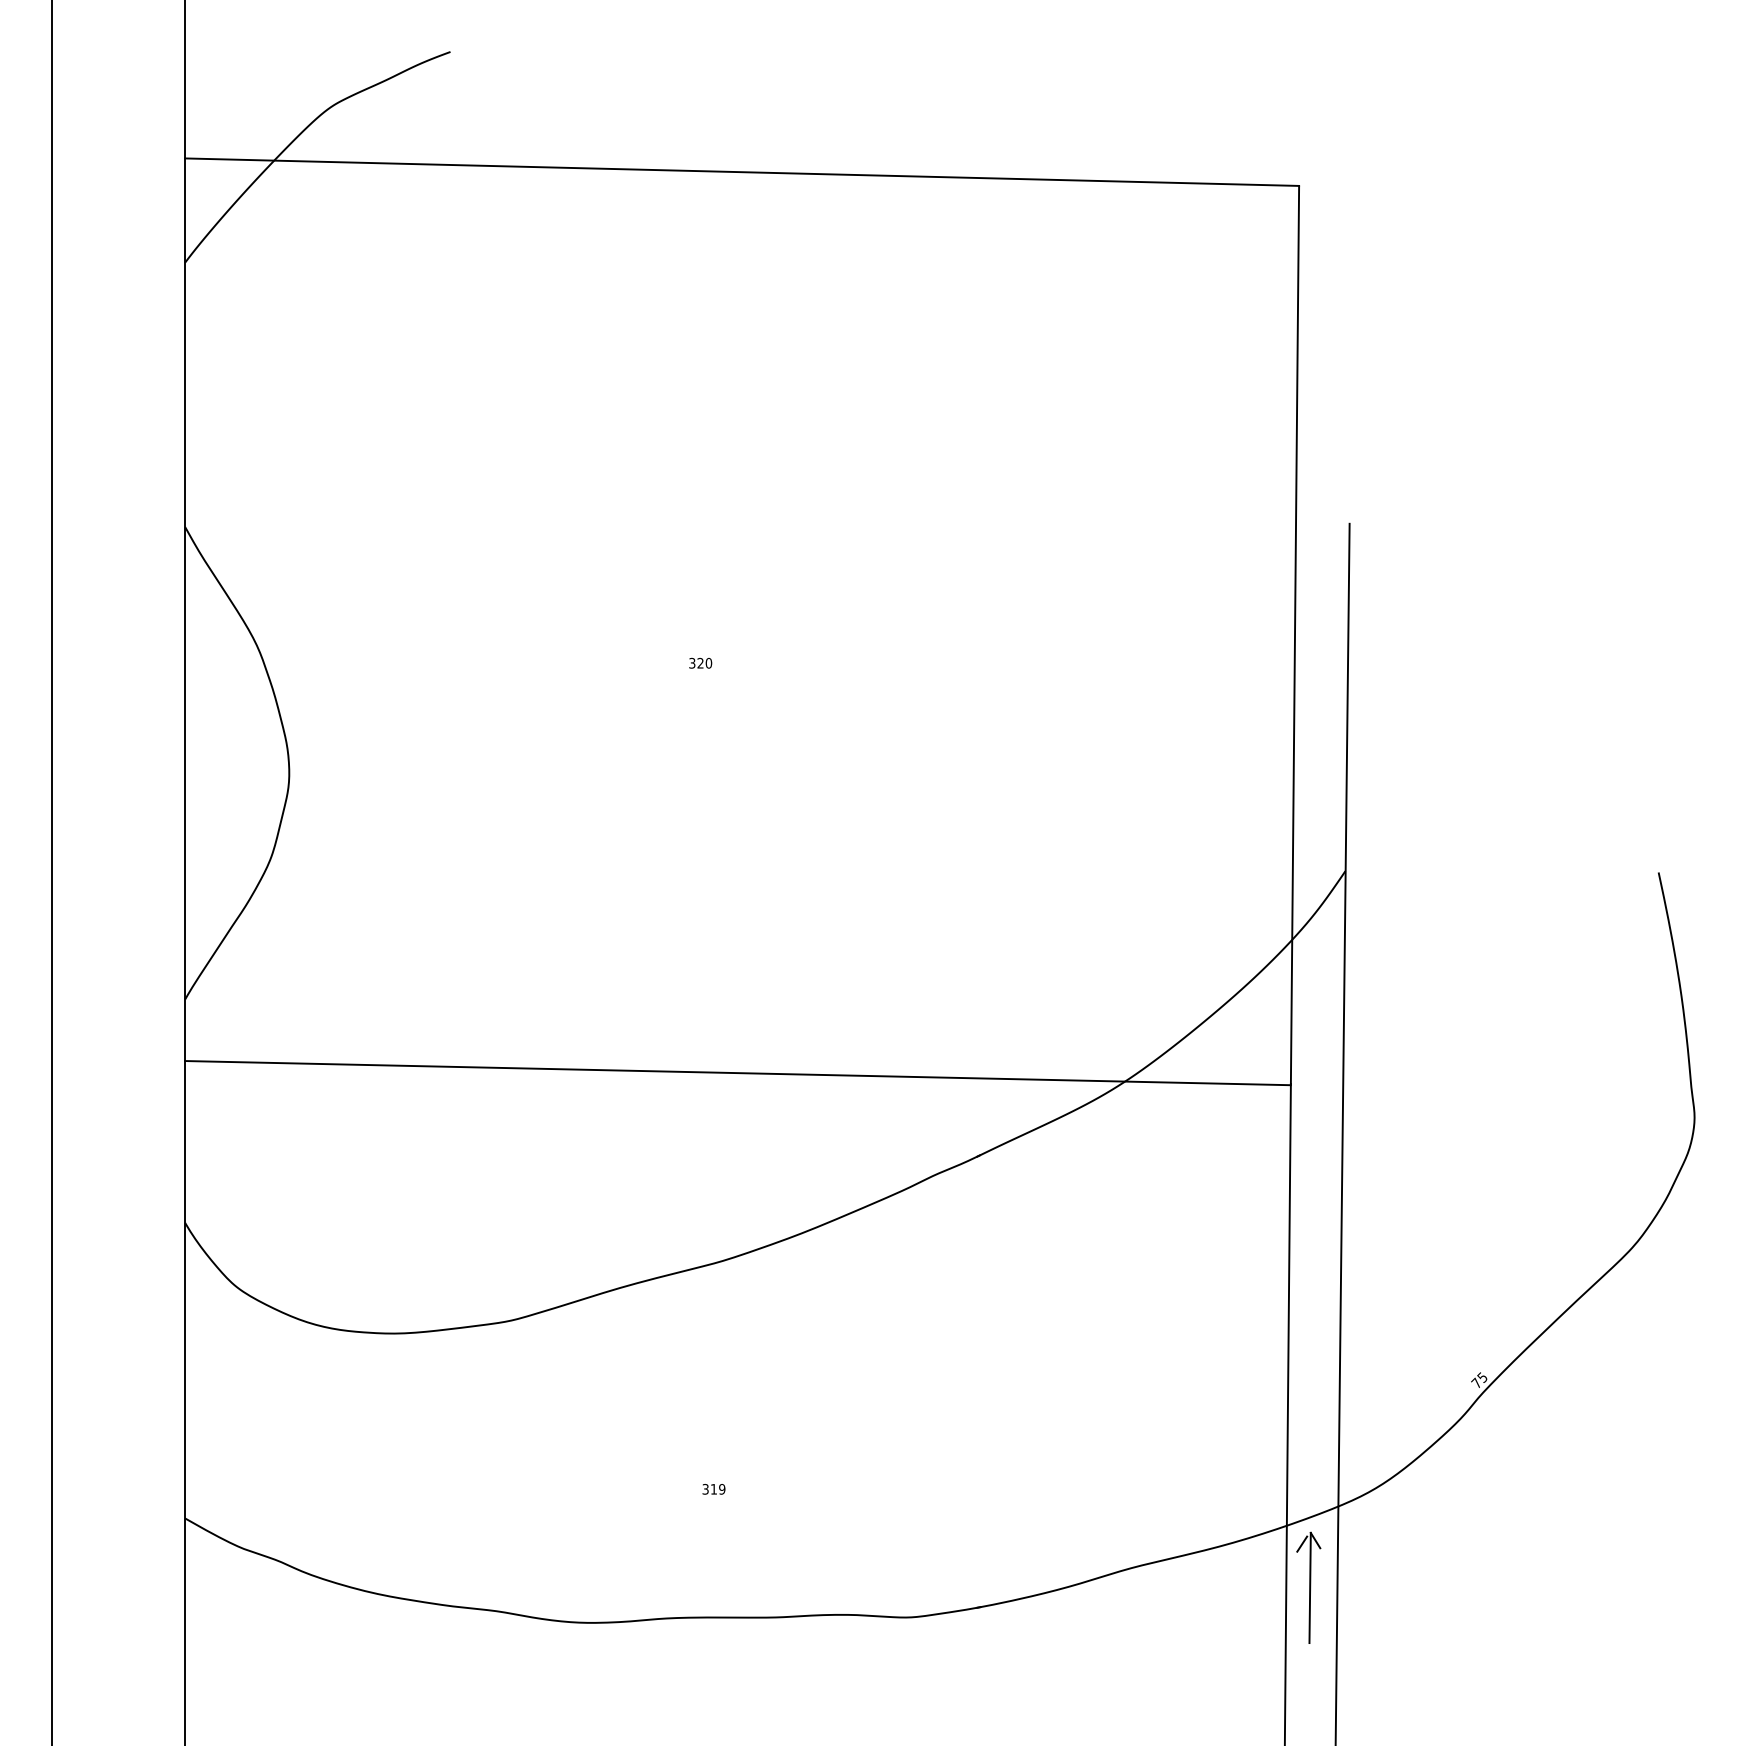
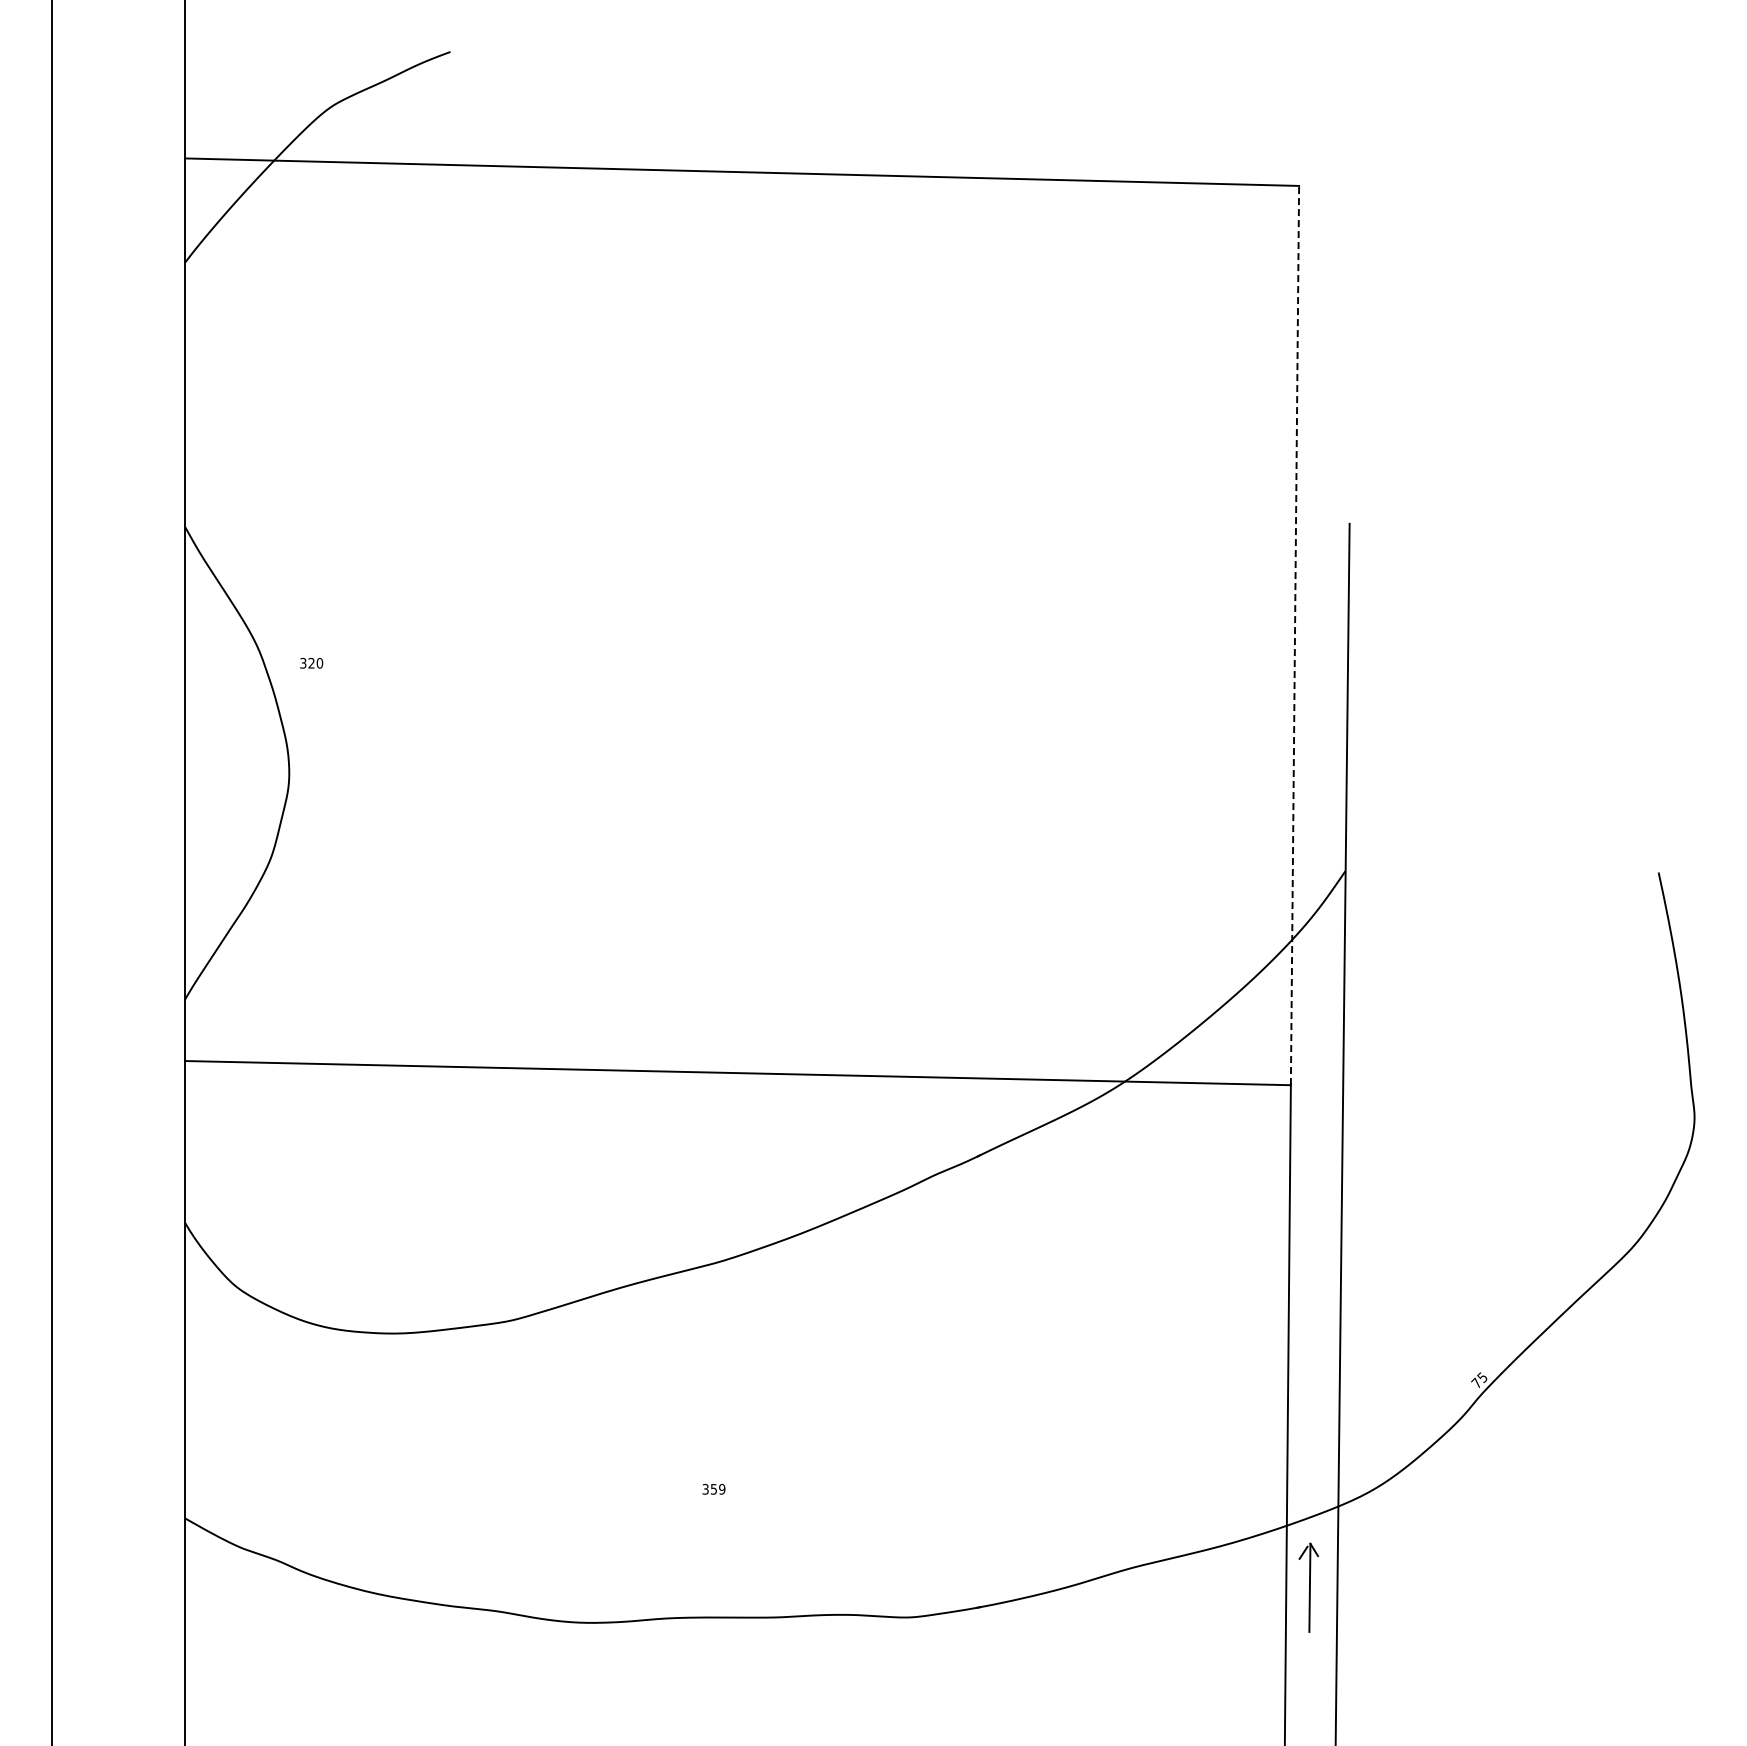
line: solid -> dashed (1294, 636)
text position: (700, 662) -> (311, 662) (311, 662)
text: 319 -> 359 (713, 1489)
part size: 26x113 px -> 22x91 px (1308, 1587)
